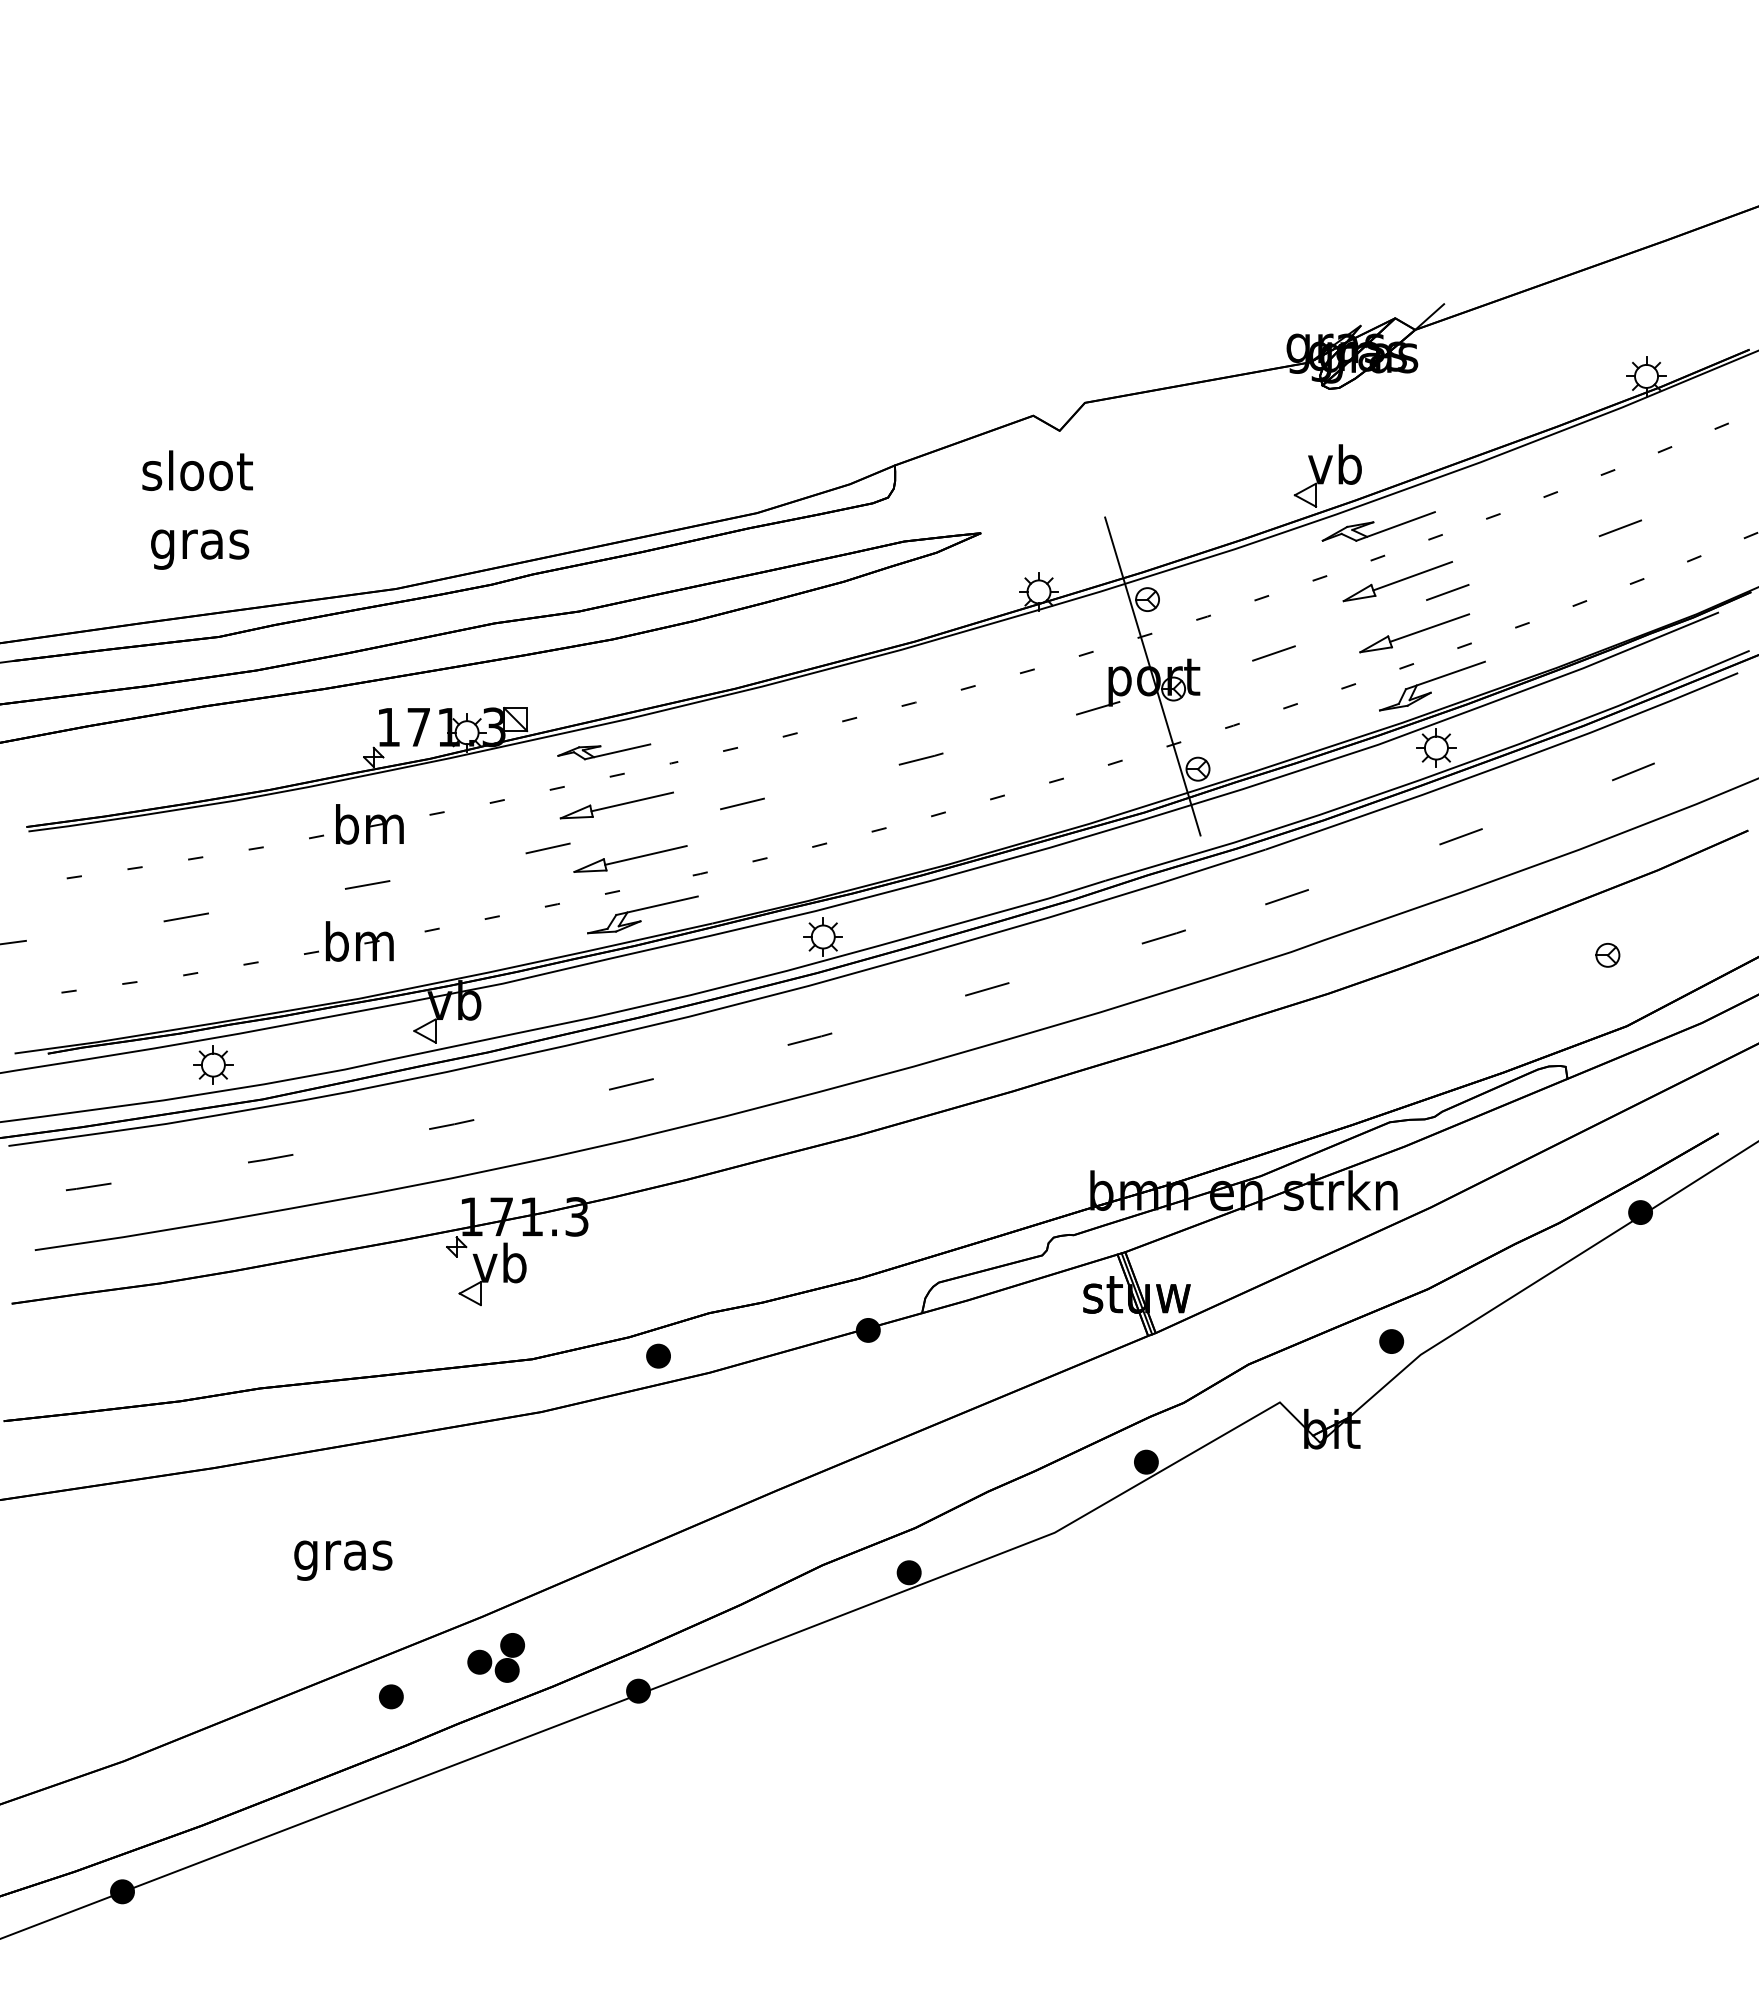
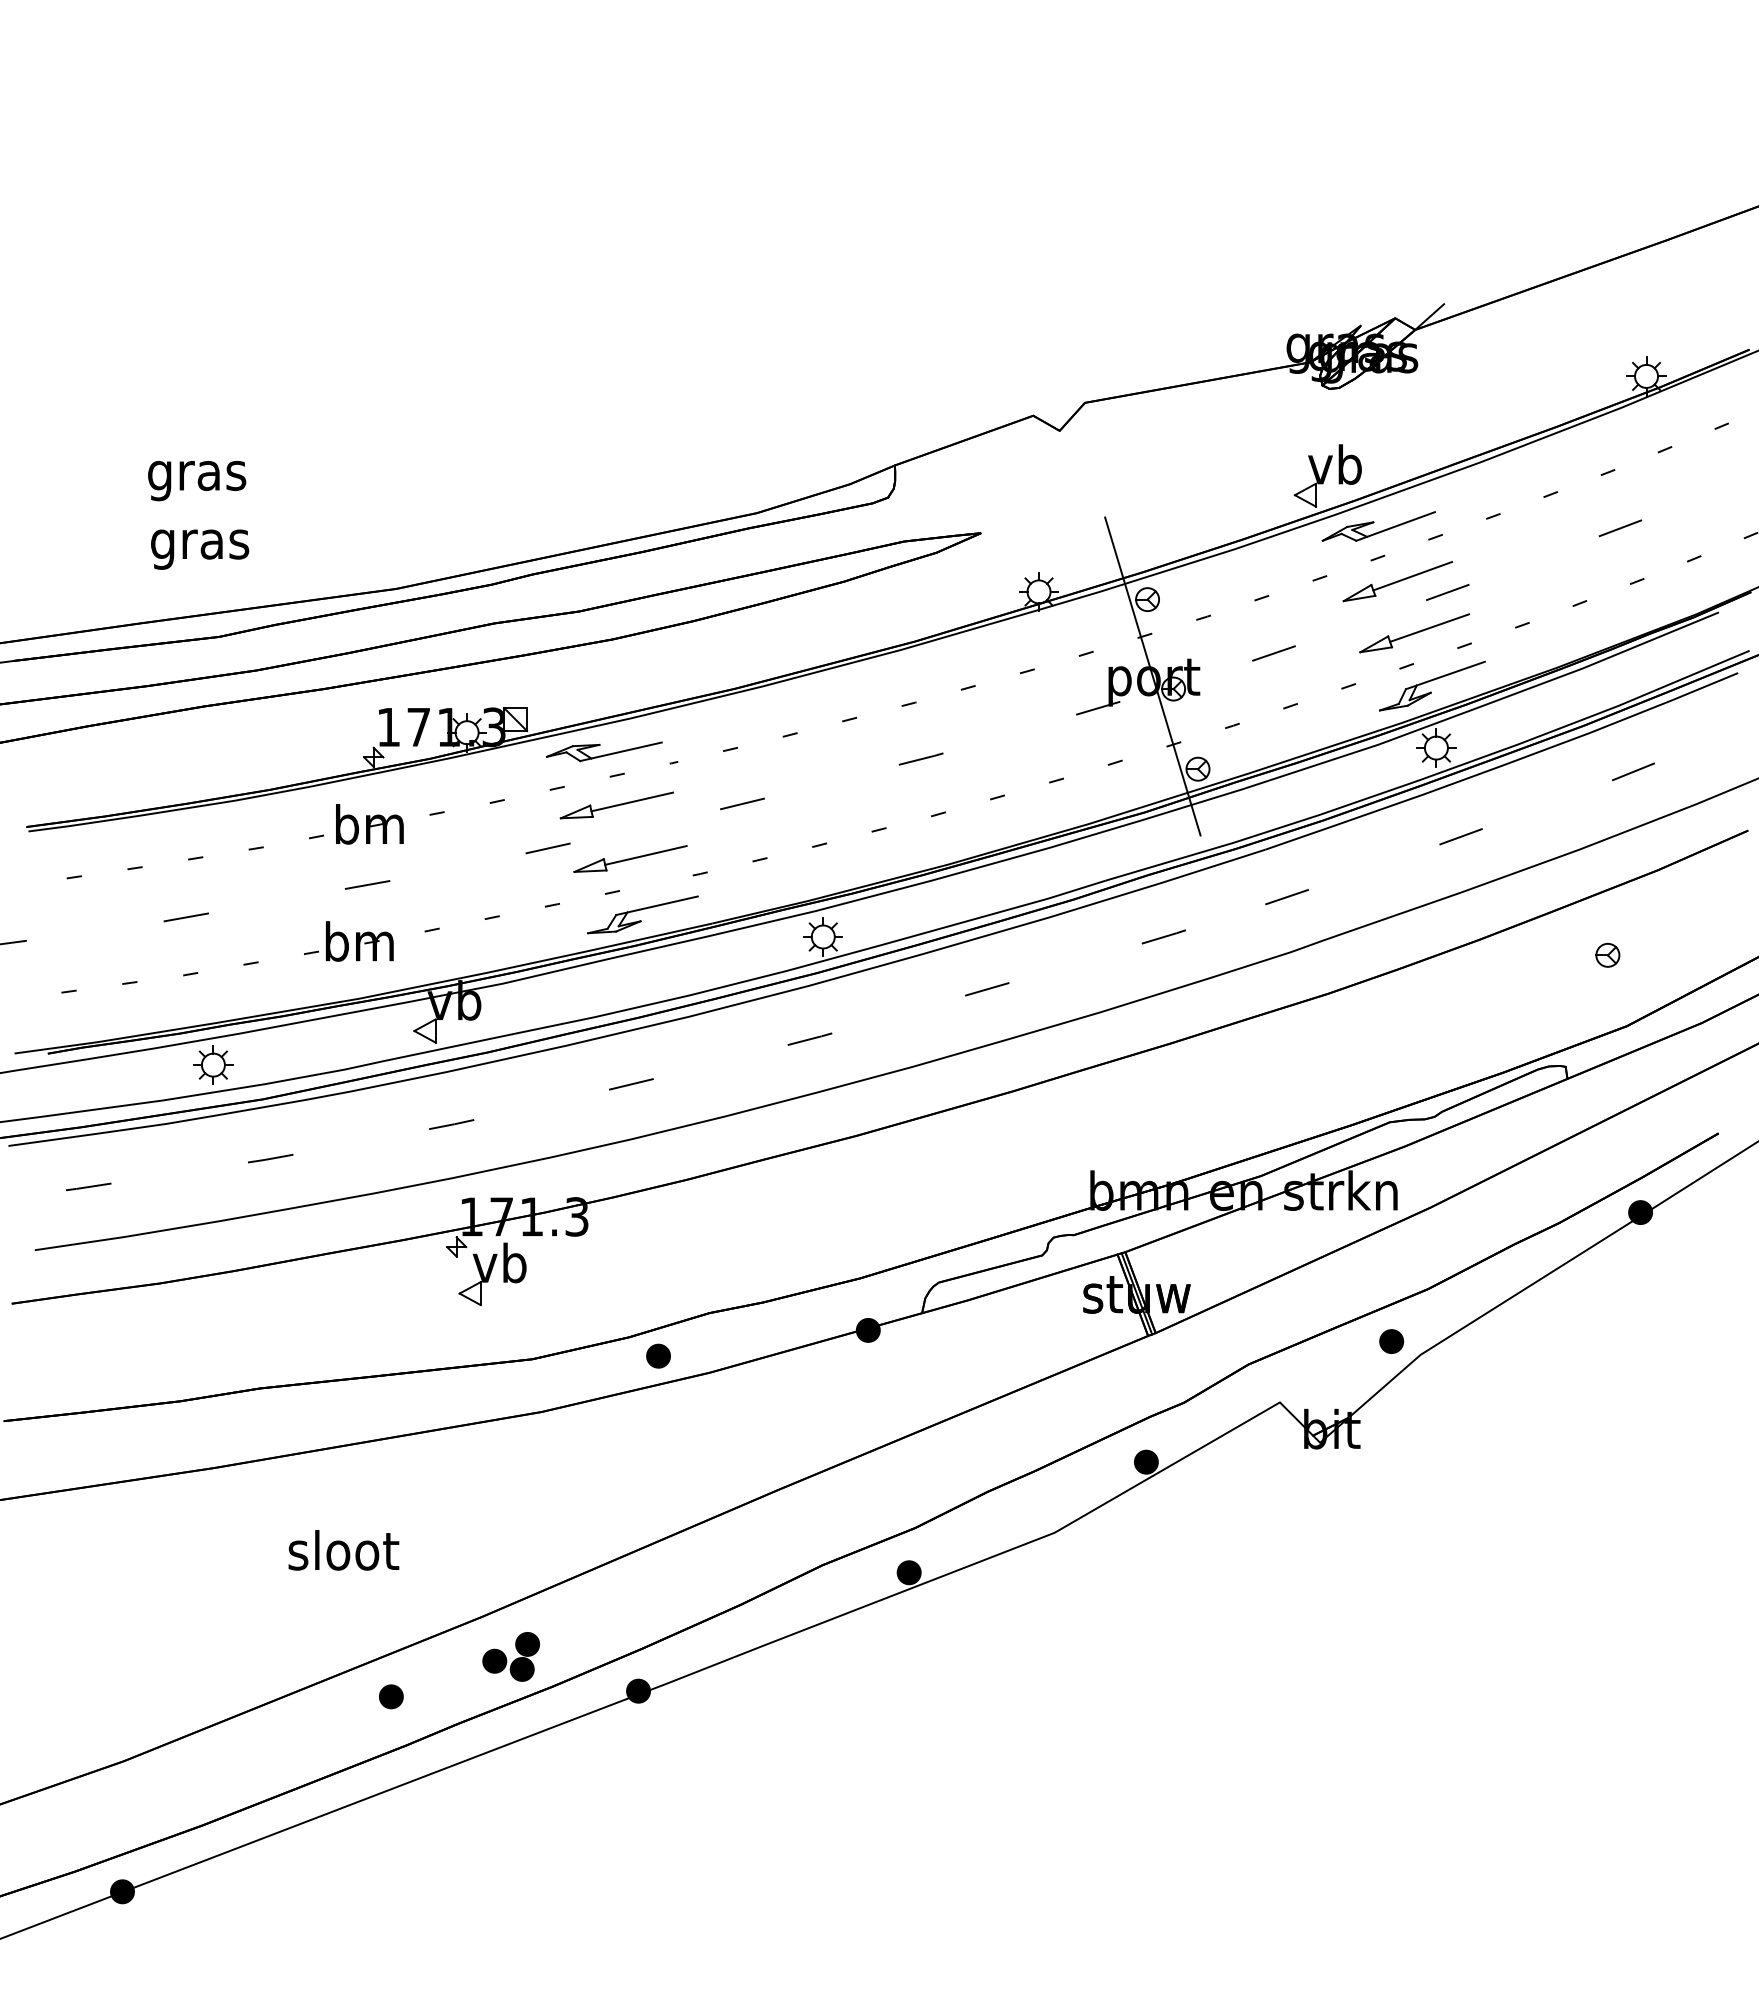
text: sloot -> gras (197, 475)
part size: 95x18 px -> 118x22 px (603, 751)
text: gras -> sloot (343, 1555)
part position: (495, 1657) -> (510, 1656) (510, 1656)
